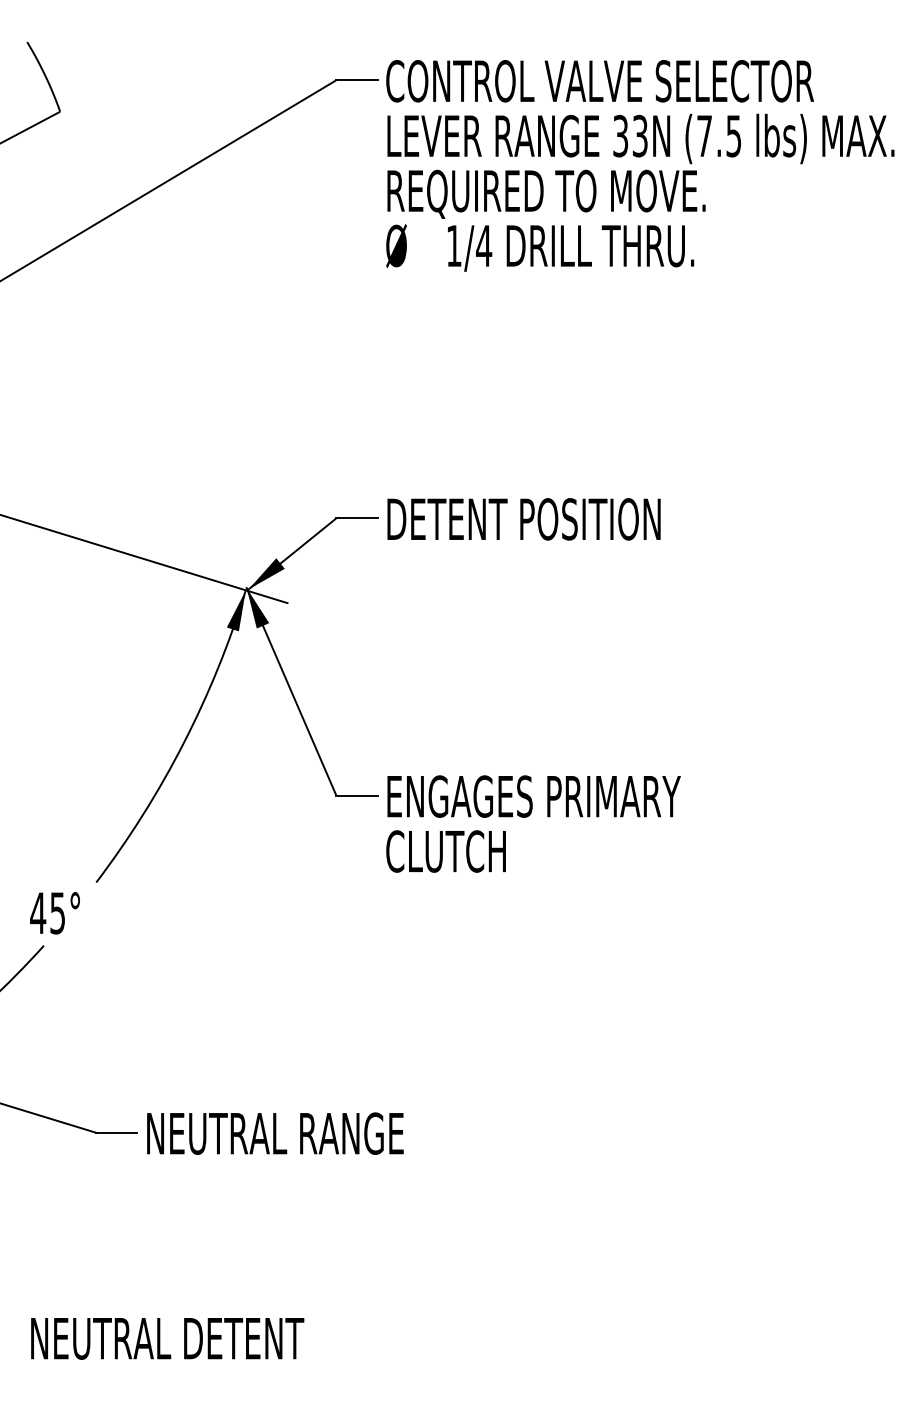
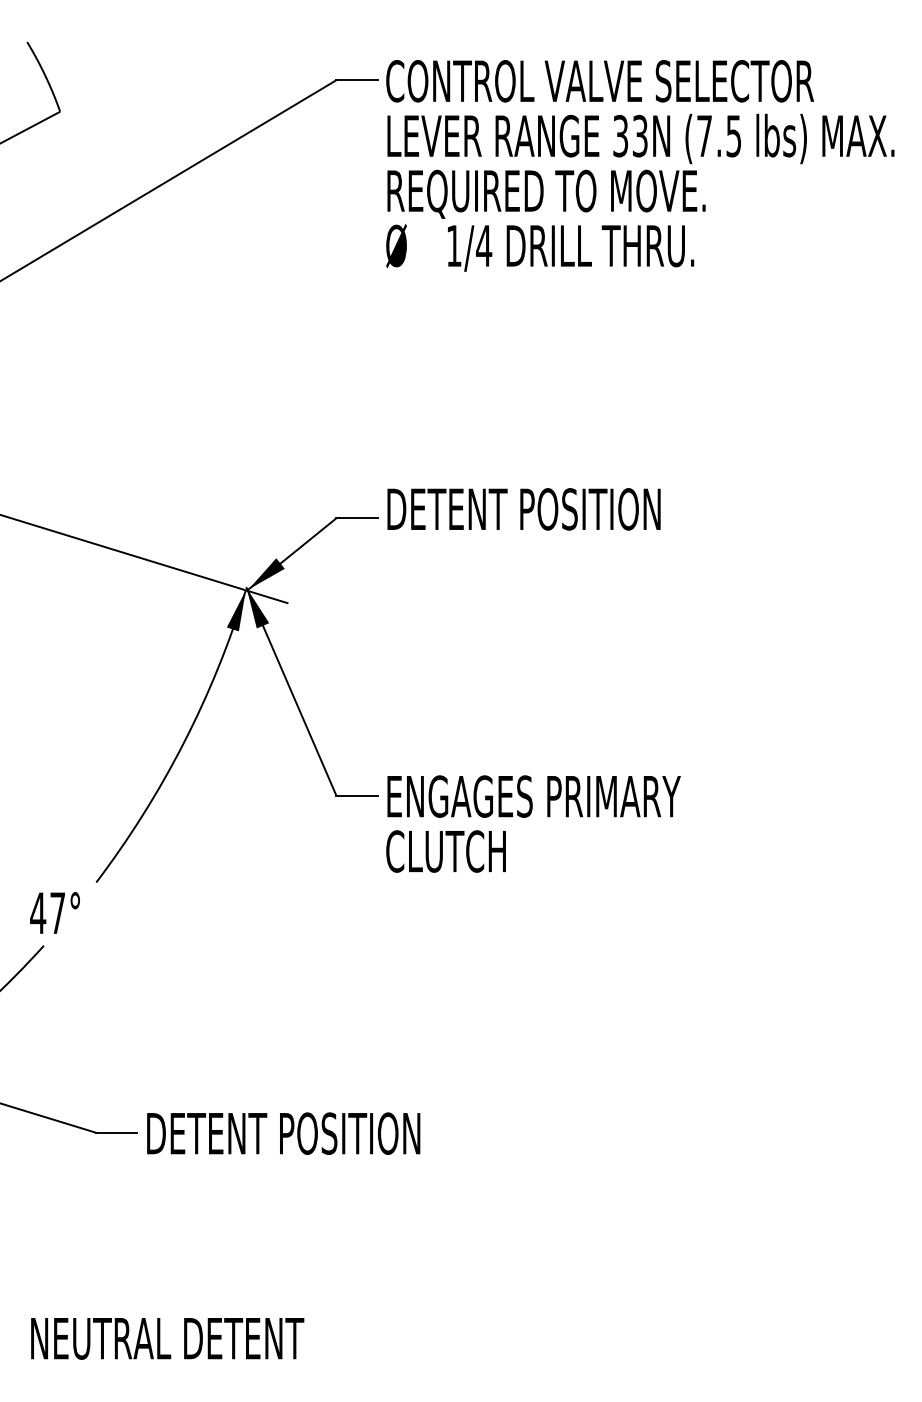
text position: (523, 519) -> (523, 509) (523, 509)
text: 45° -> 47° (57, 913)
text: NEUTRAL RANGE -> DETENT POSITION (285, 1133)
